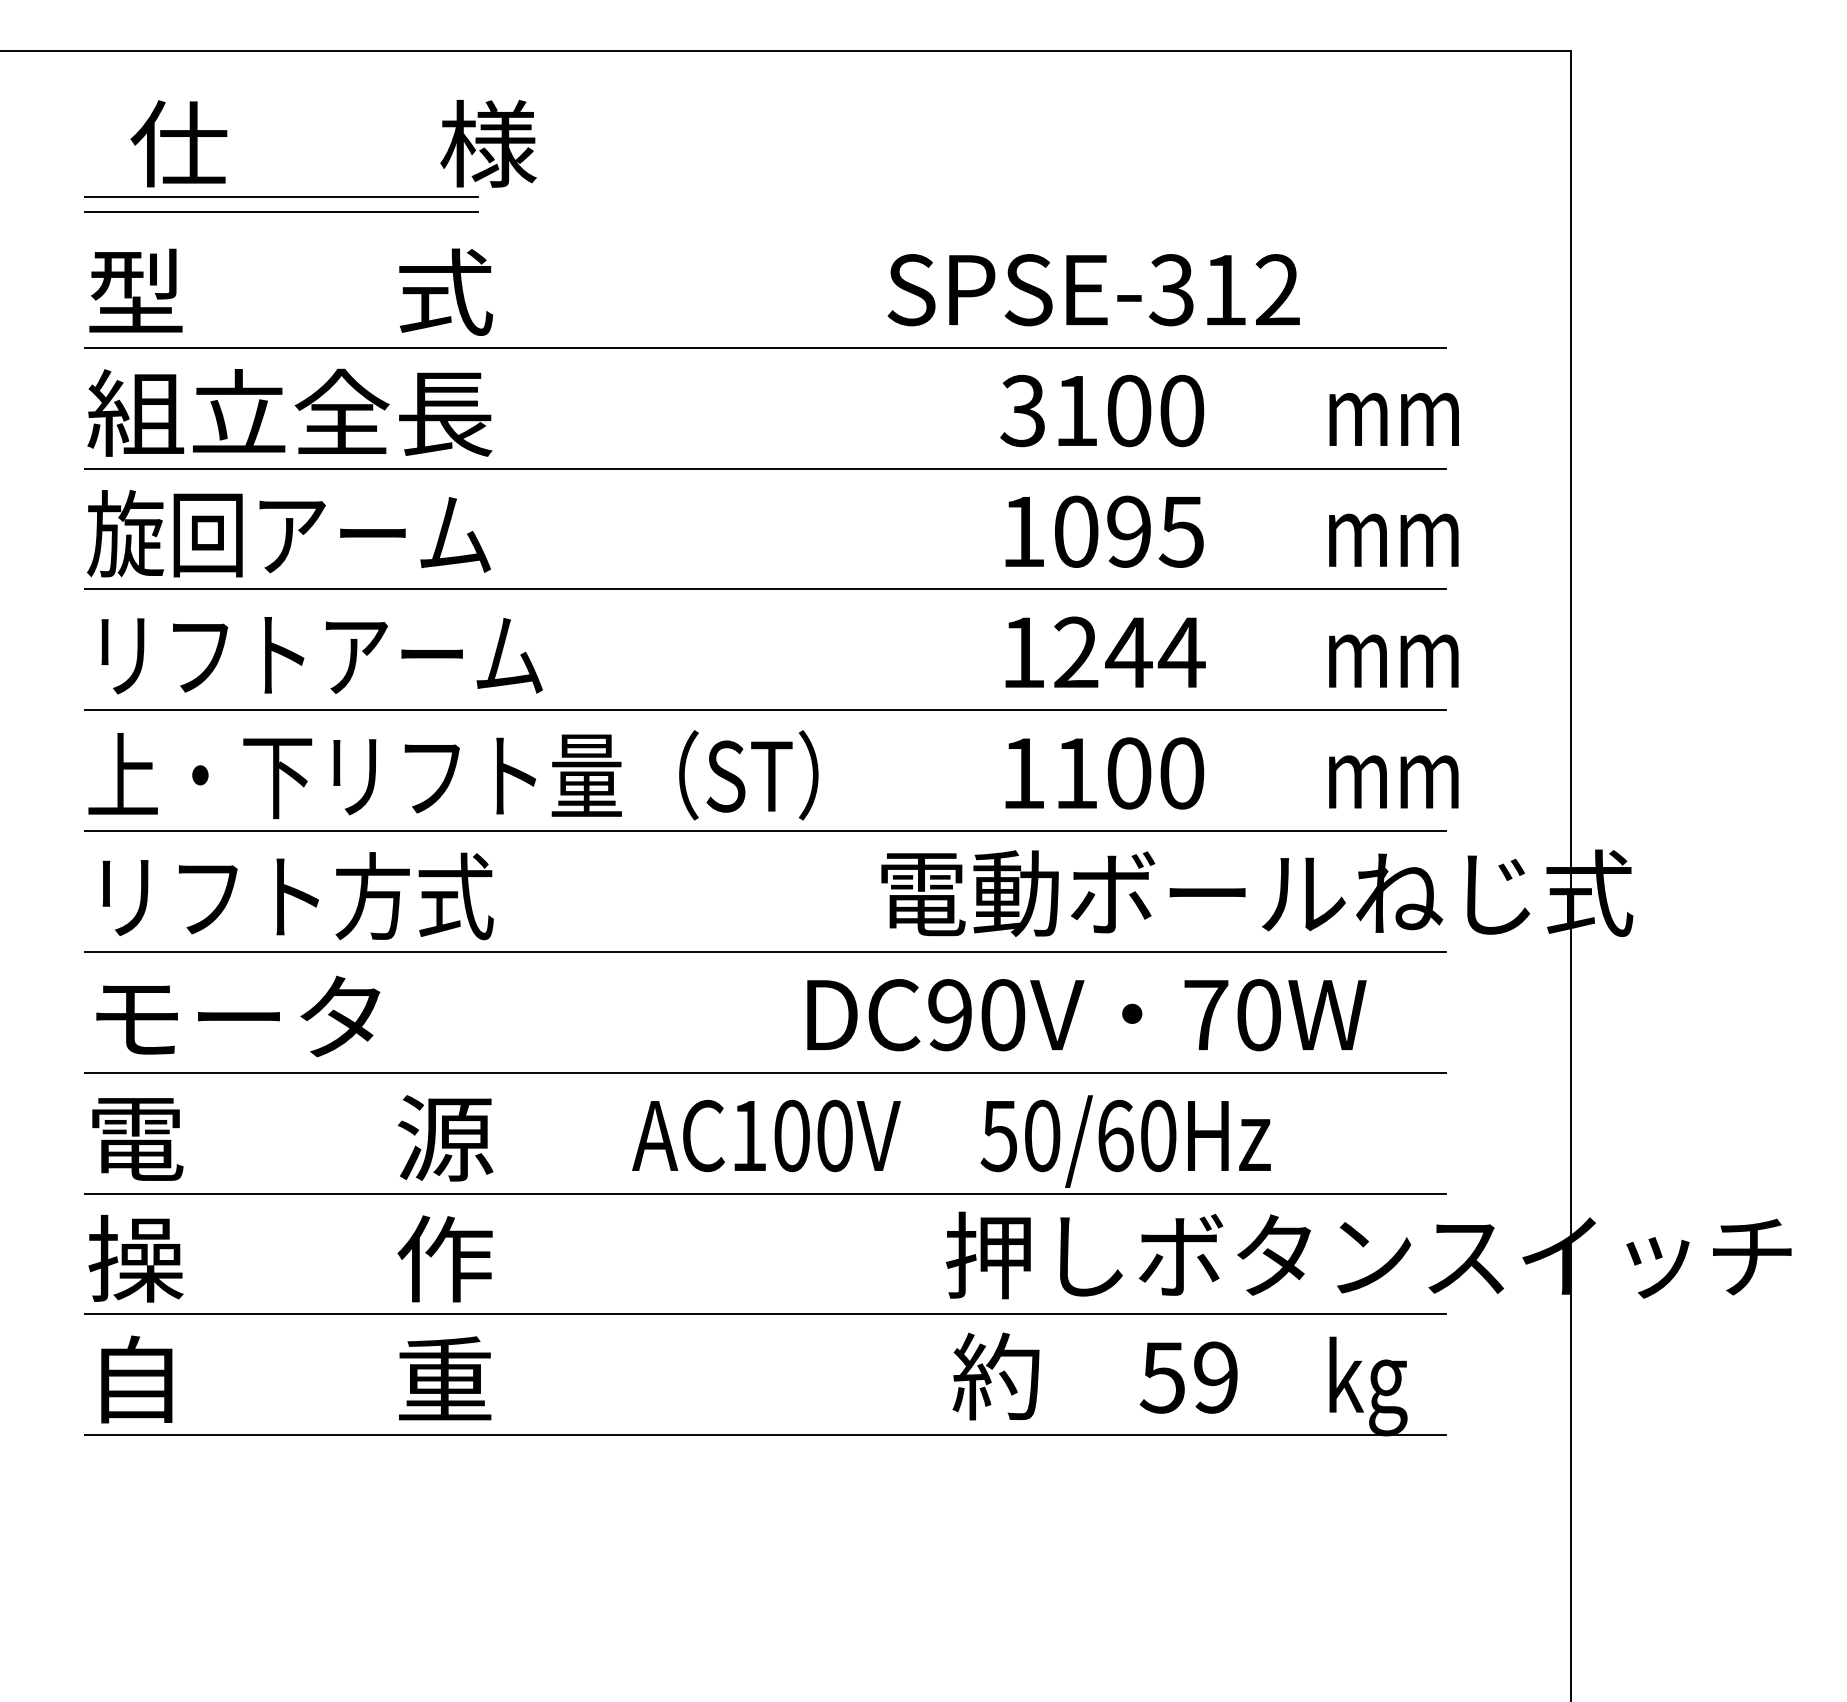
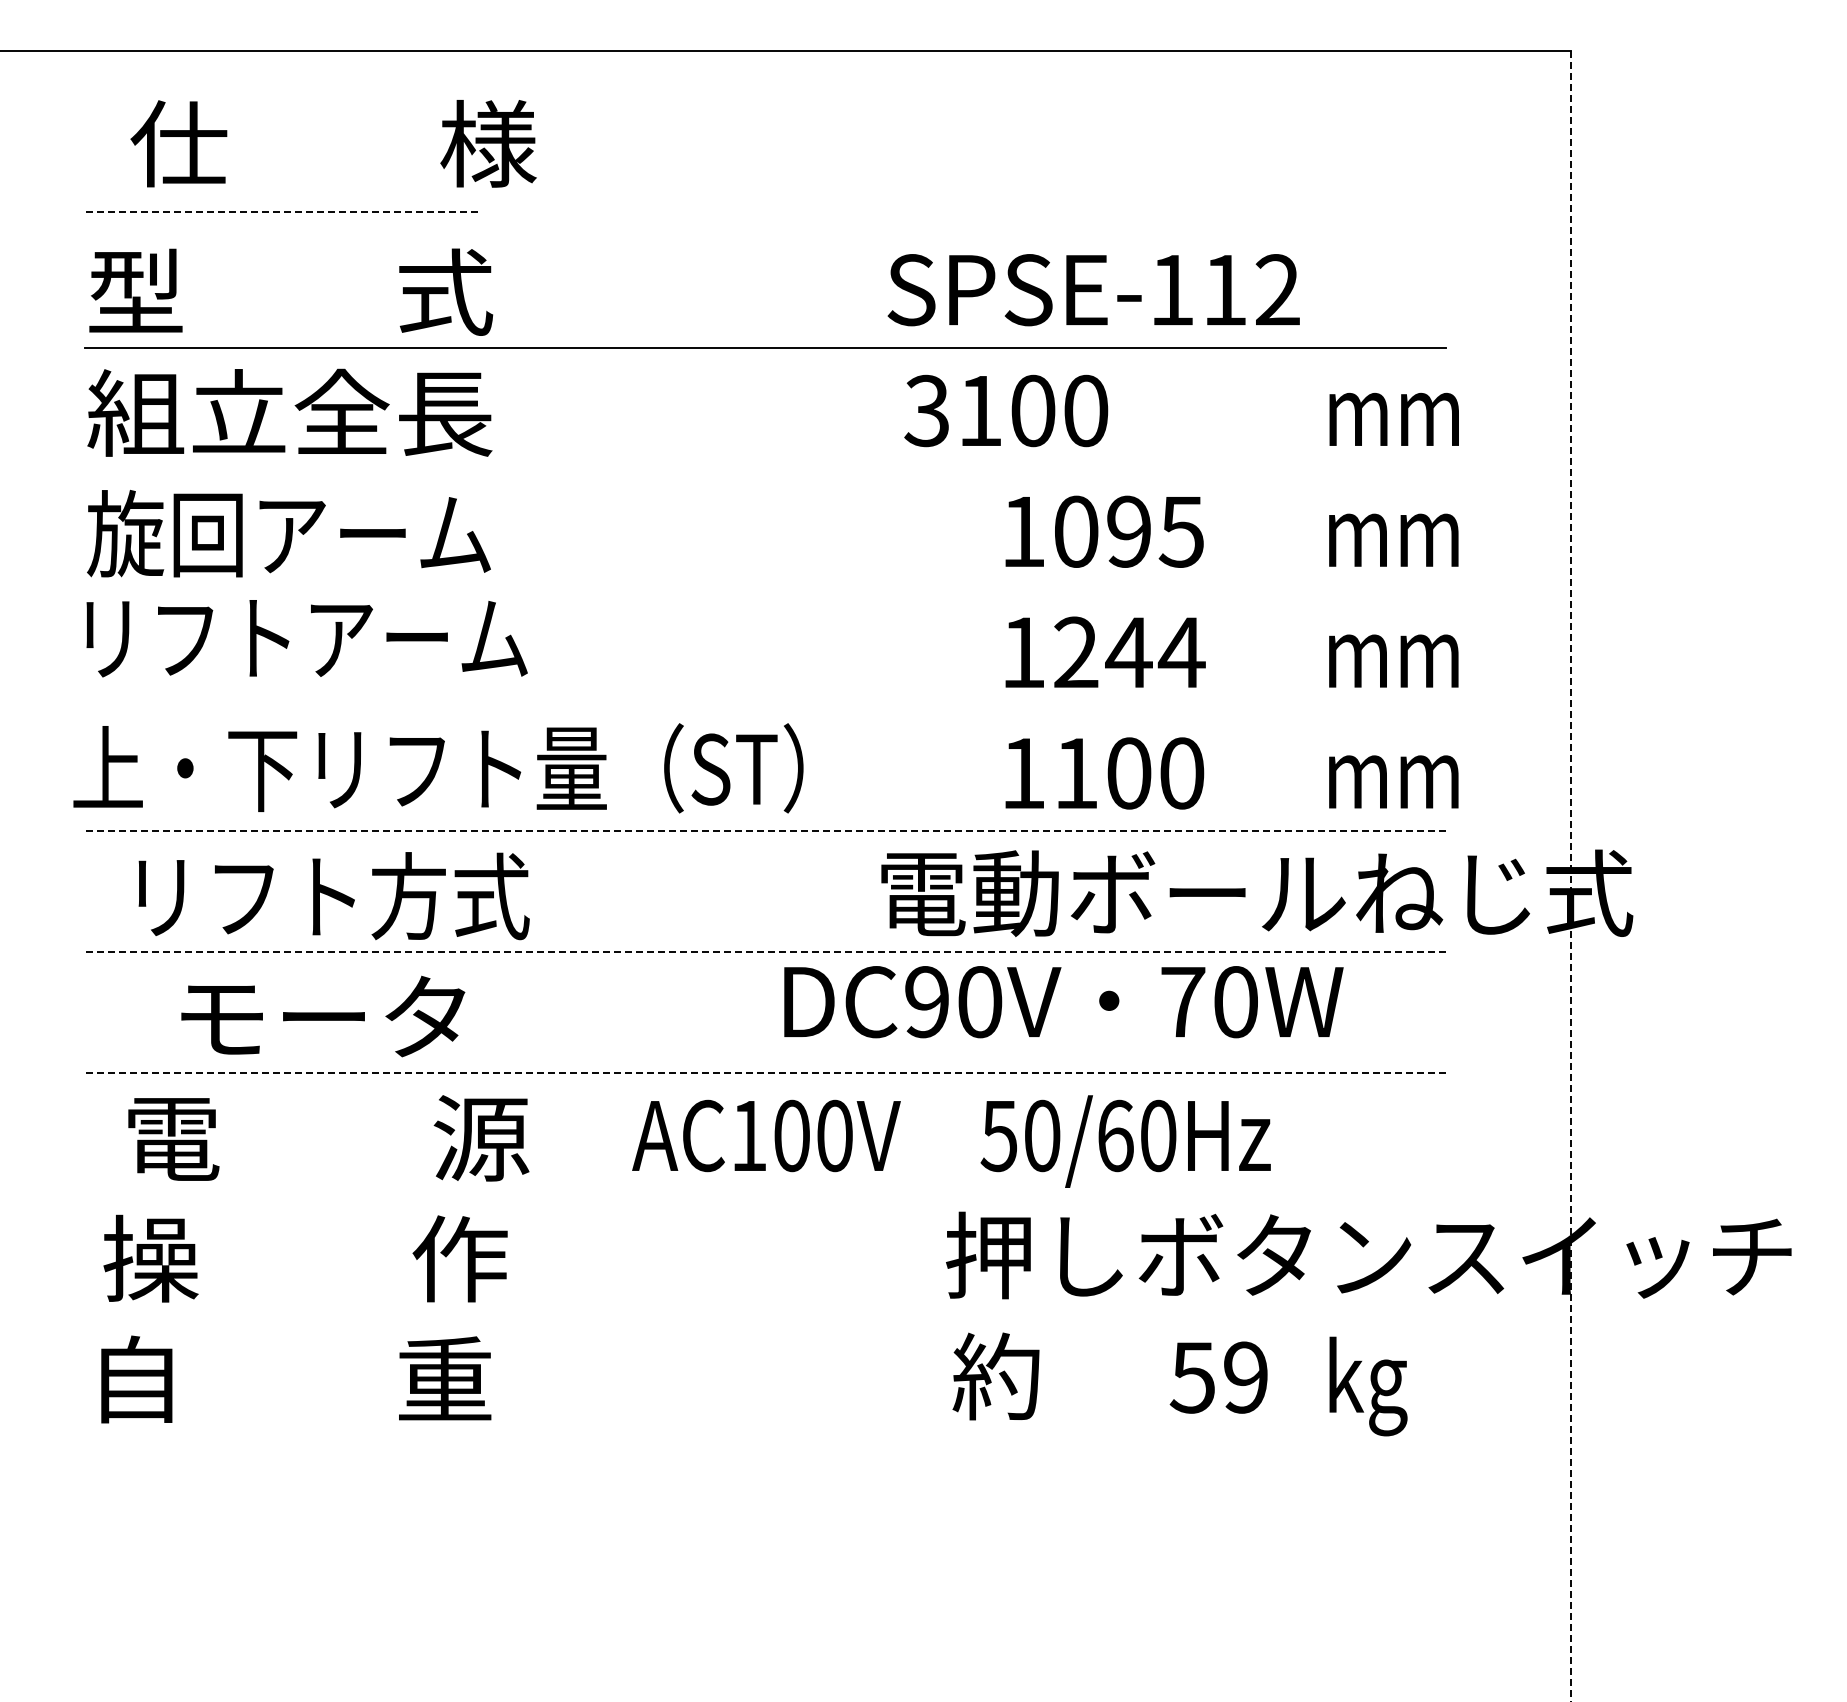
line: present -> none (280, 196)
line: solid -> dashed (281, 211)
text: SPSE-312 -> SPSE-112 (1171, 290)
text position: (1102, 410) -> (1006, 410) (1006, 410)
line: present -> none (764, 468)
line: present -> none (764, 589)
text position: (321, 655) -> (306, 638) (306, 638)
line: present -> none (764, 710)
text position: (453, 775) -> (438, 768) (438, 768)
line: solid -> dashed (765, 831)
line: solid -> dashed (1571, 877)
text position: (297, 896) -> (333, 896) (333, 896)
line: solid -> dashed (765, 951)
text position: (1086, 1015) -> (1063, 1002) (1063, 1002)
text position: (238, 1016) -> (323, 1016) (323, 1016)
line: solid -> dashed (765, 1072)
text position: (292, 1138) -> (328, 1138) (328, 1138)
line: present -> none (764, 1193)
text position: (290, 1258) -> (305, 1258) (305, 1258)
line: present -> none (764, 1314)
text position: (1188, 1377) -> (1218, 1377) (1218, 1377)
line: present -> none (764, 1435)
